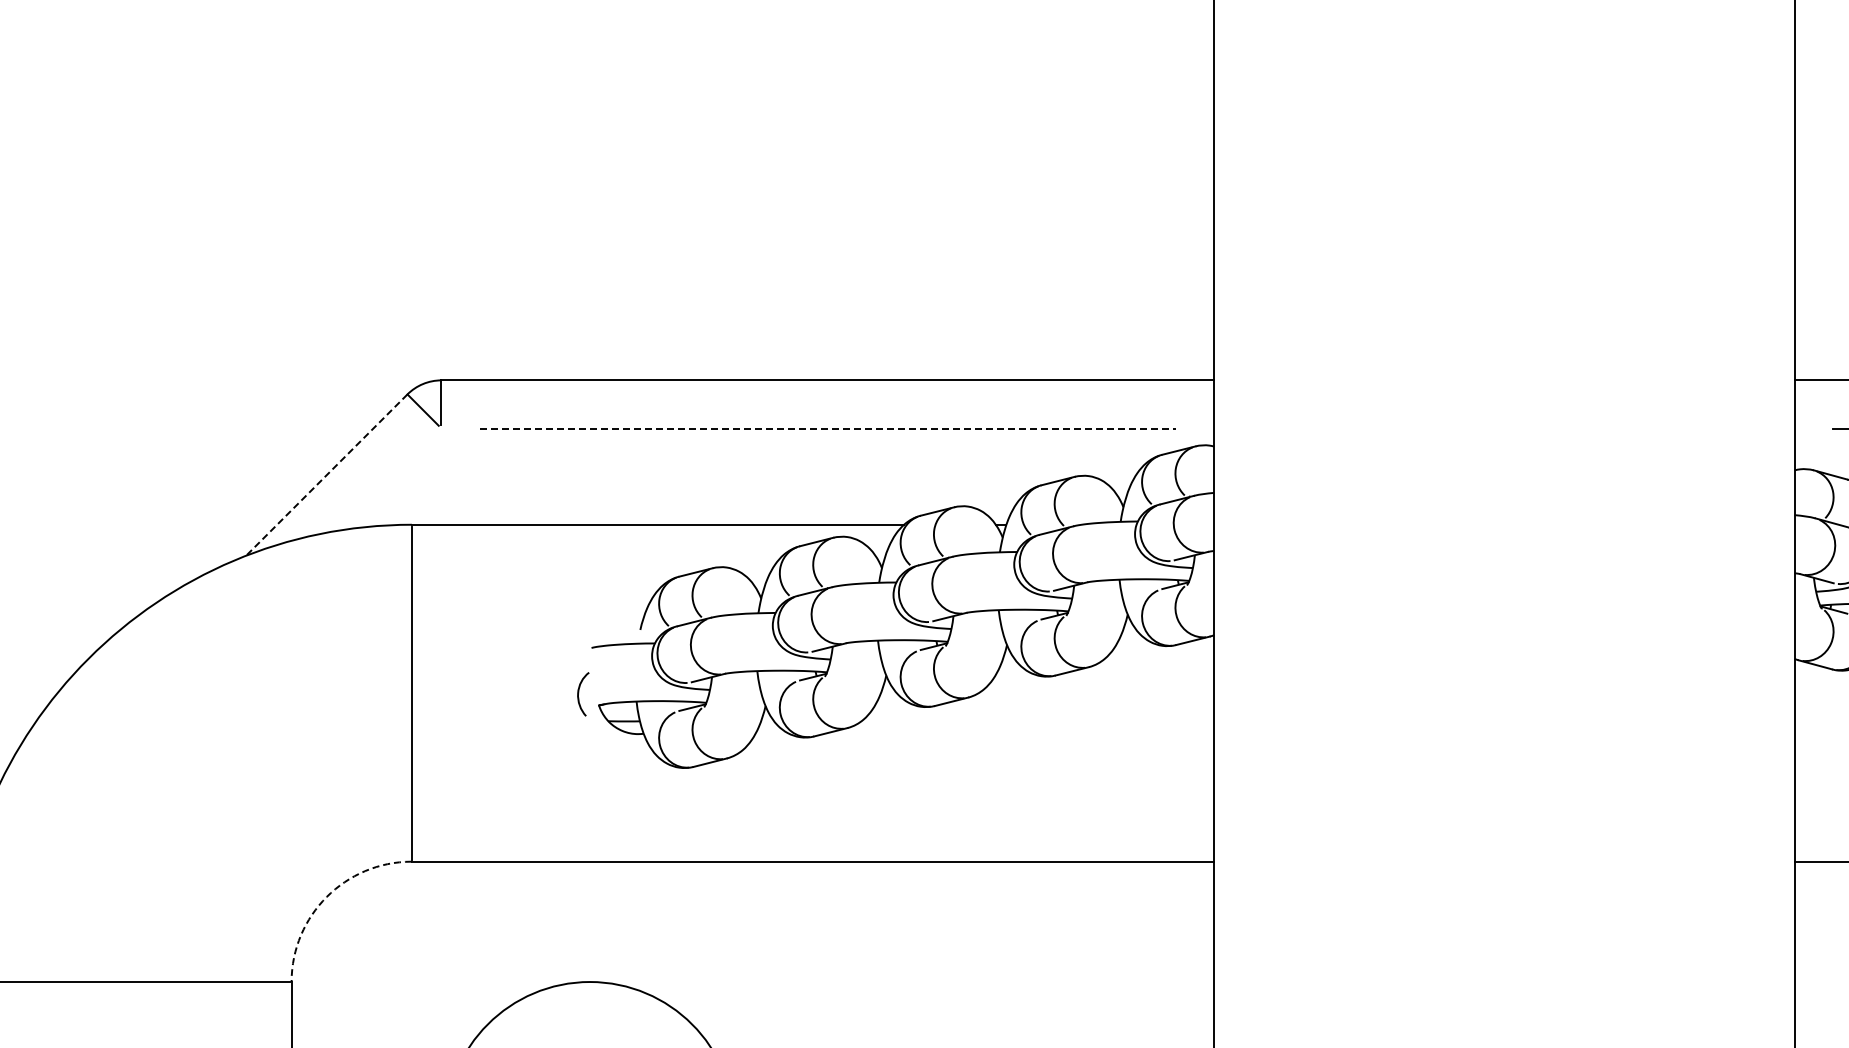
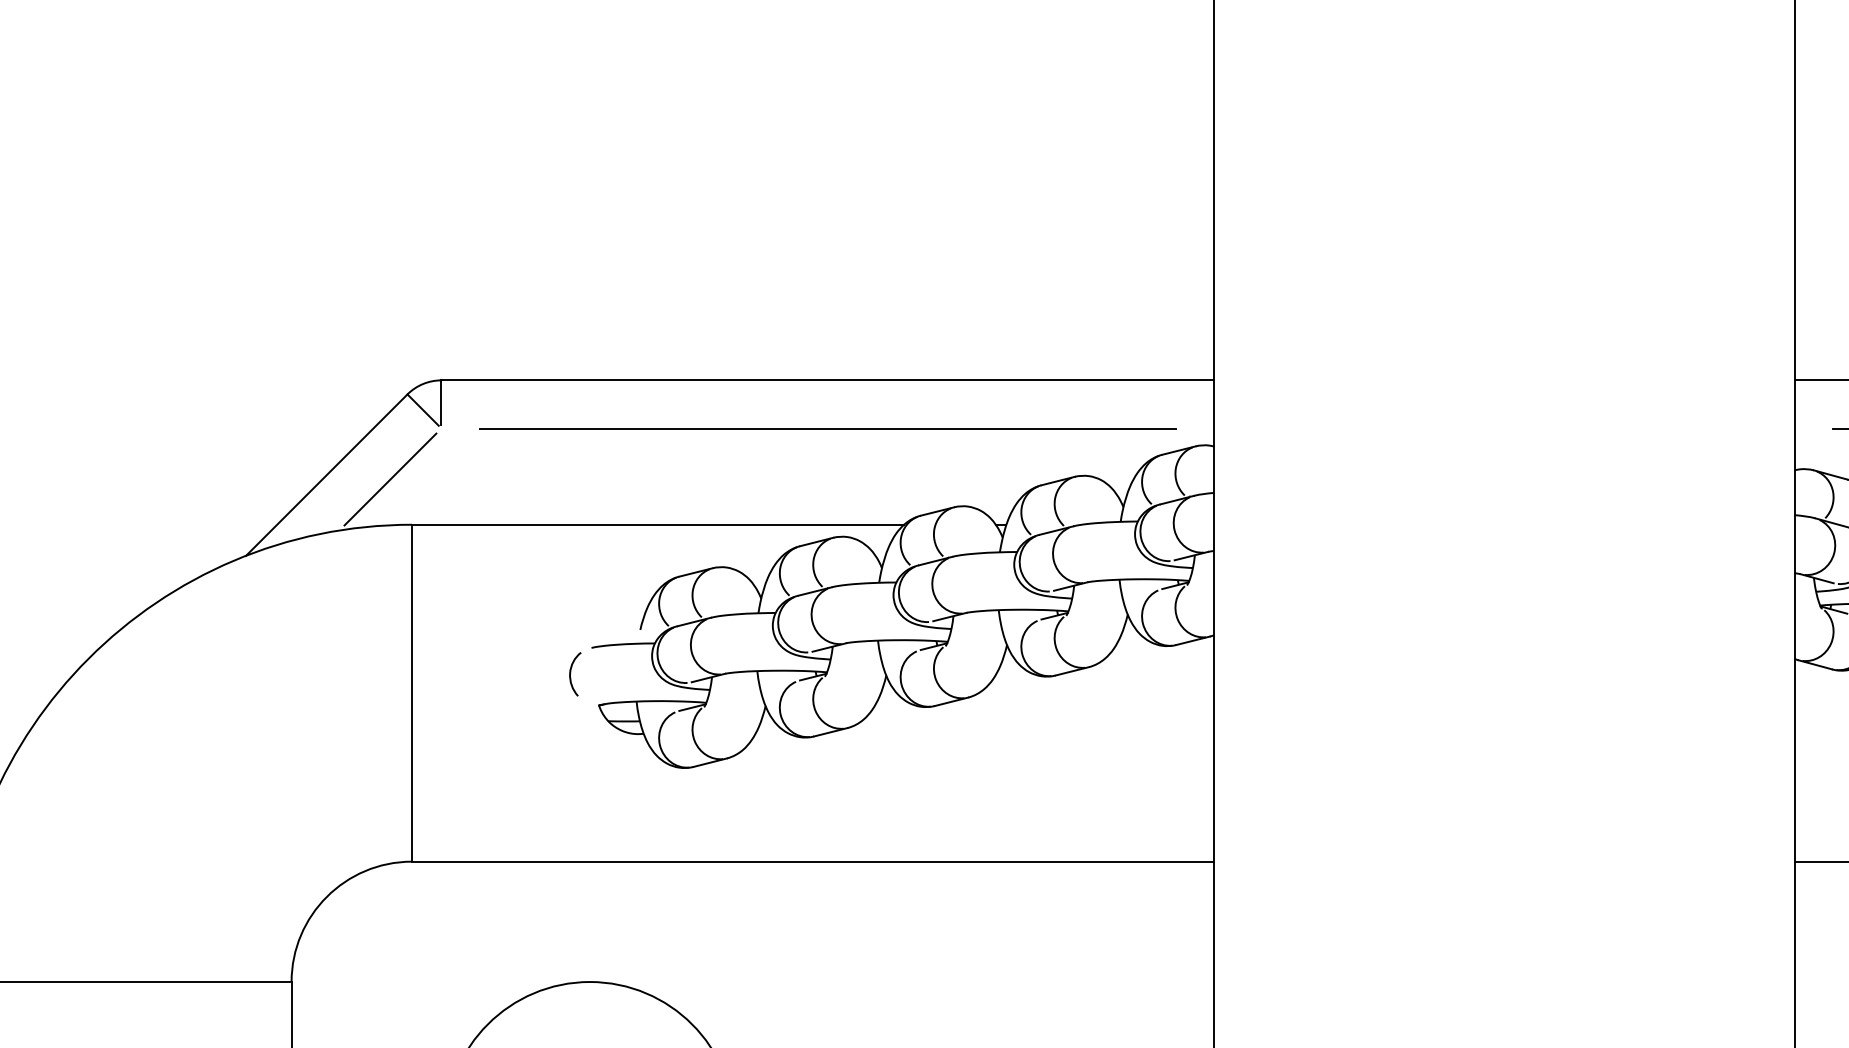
line: dashed -> solid (827, 428)
line: dashed -> solid (326, 475)
line: none -> present (390, 479)
curve position: (579, 692) -> (571, 672) (571, 672)
arc: dashed -> solid (326, 896)
